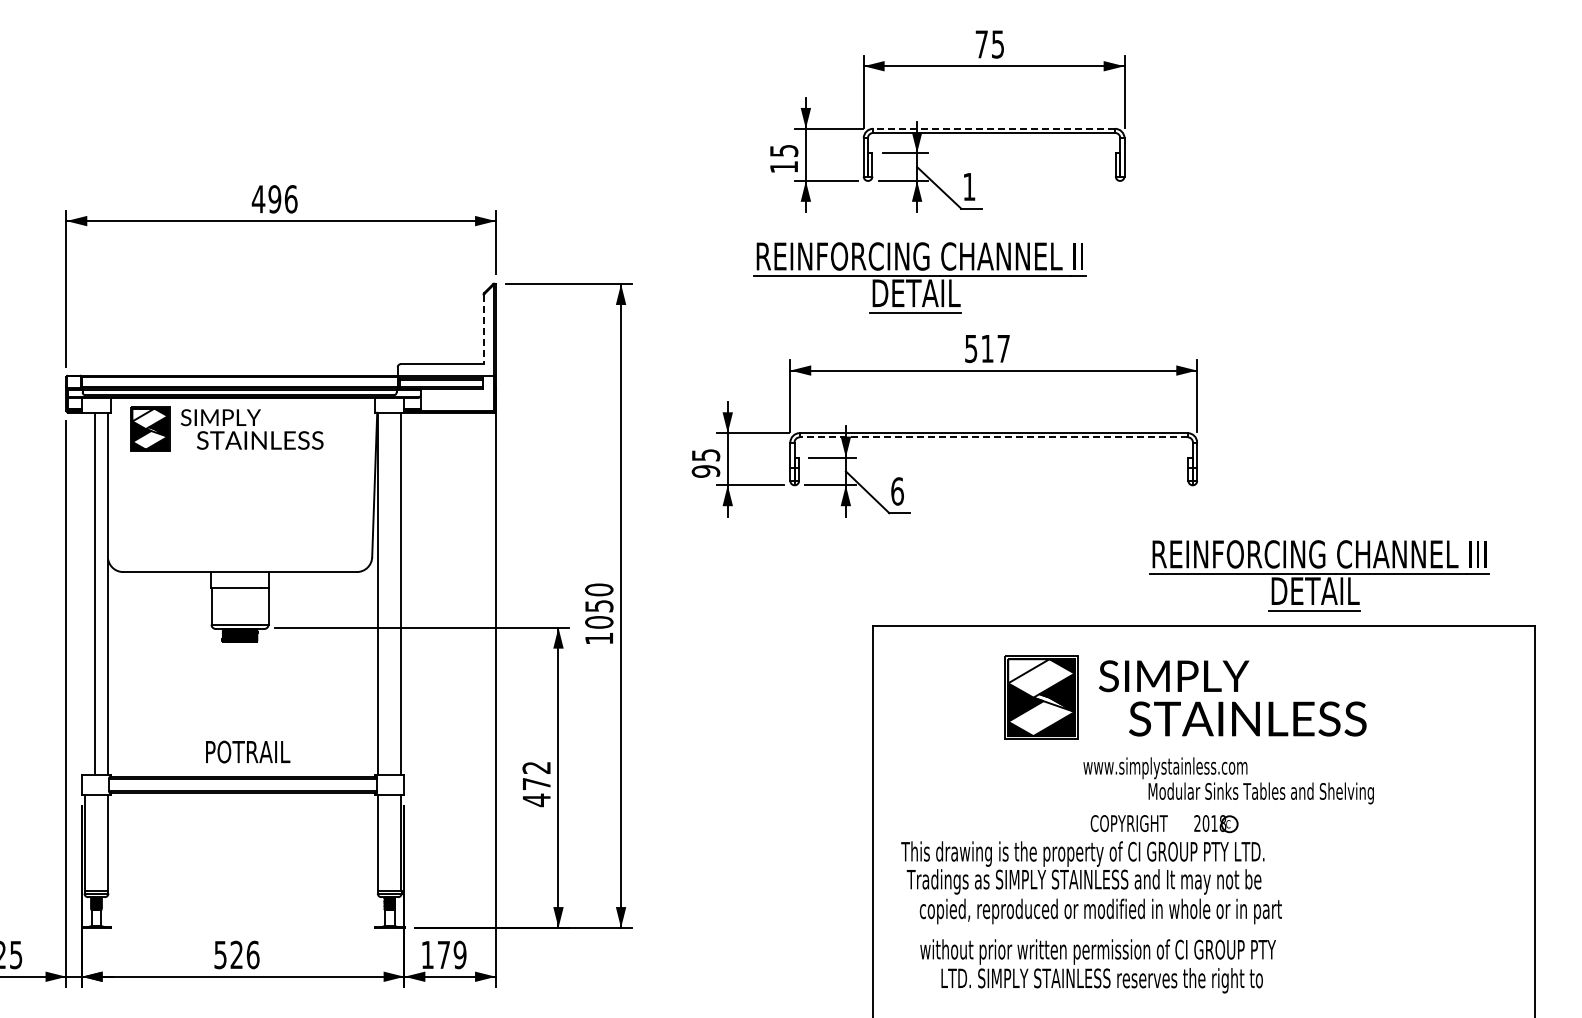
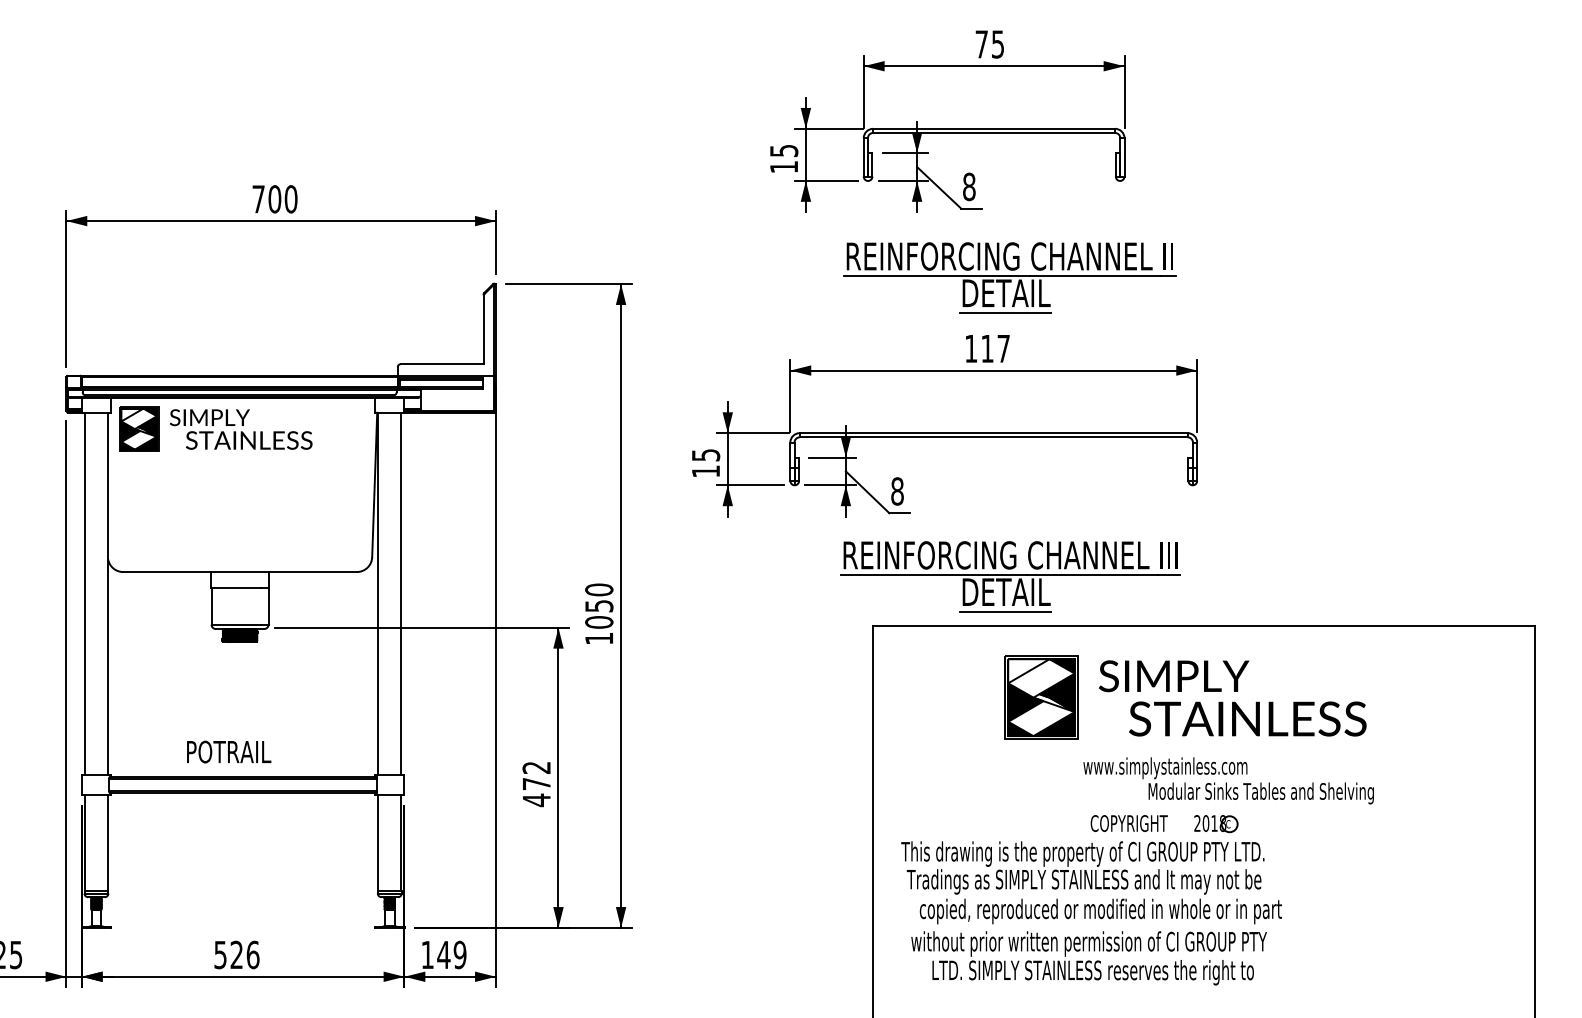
line: dashed -> solid (994, 128)
text: 1 -> 8 (969, 186)
text: 496 -> 700 (274, 199)
part position: (919, 277) -> (1009, 277) (1009, 277)
line: dashed -> solid (483, 329)
text: 517 -> 117 (971, 349)
part position: (226, 428) -> (215, 428) (215, 428)
line: dashed -> solid (993, 437)
text: 95 -> 15 (705, 471)
text: 6 -> 8 (897, 491)
part position: (1319, 575) -> (1010, 576) (1010, 576)
line position: (94, 593) -> (84, 593) (84, 593)
text position: (248, 751) -> (229, 751) (229, 751)
text: 179 -> 149 (443, 954)
text position: (1097, 966) -> (1088, 958) (1088, 958)
